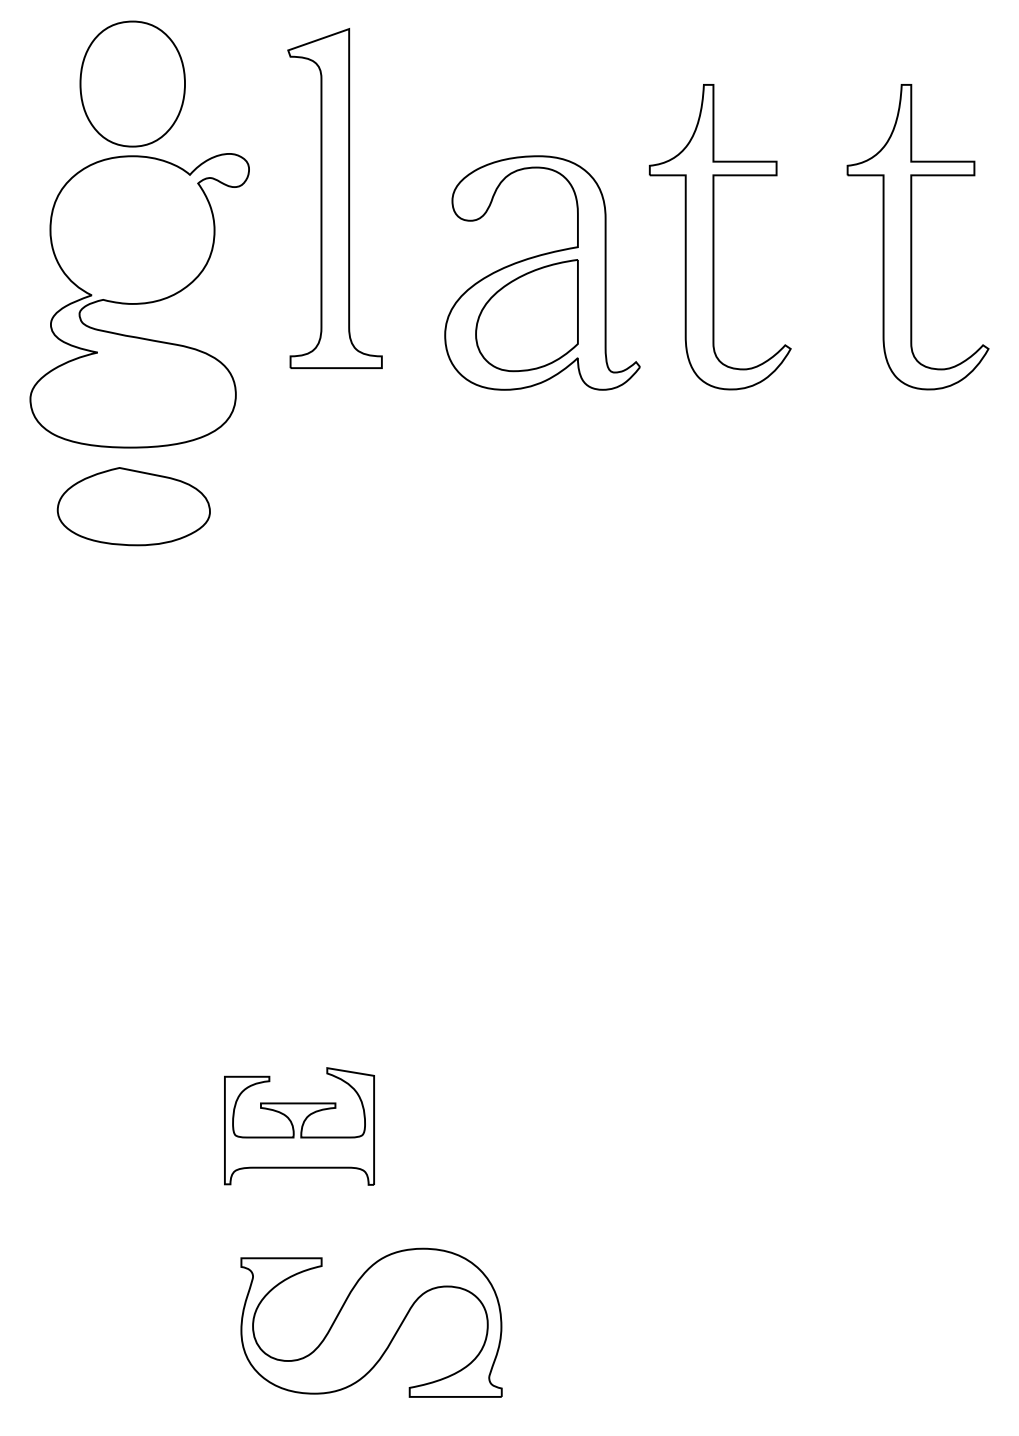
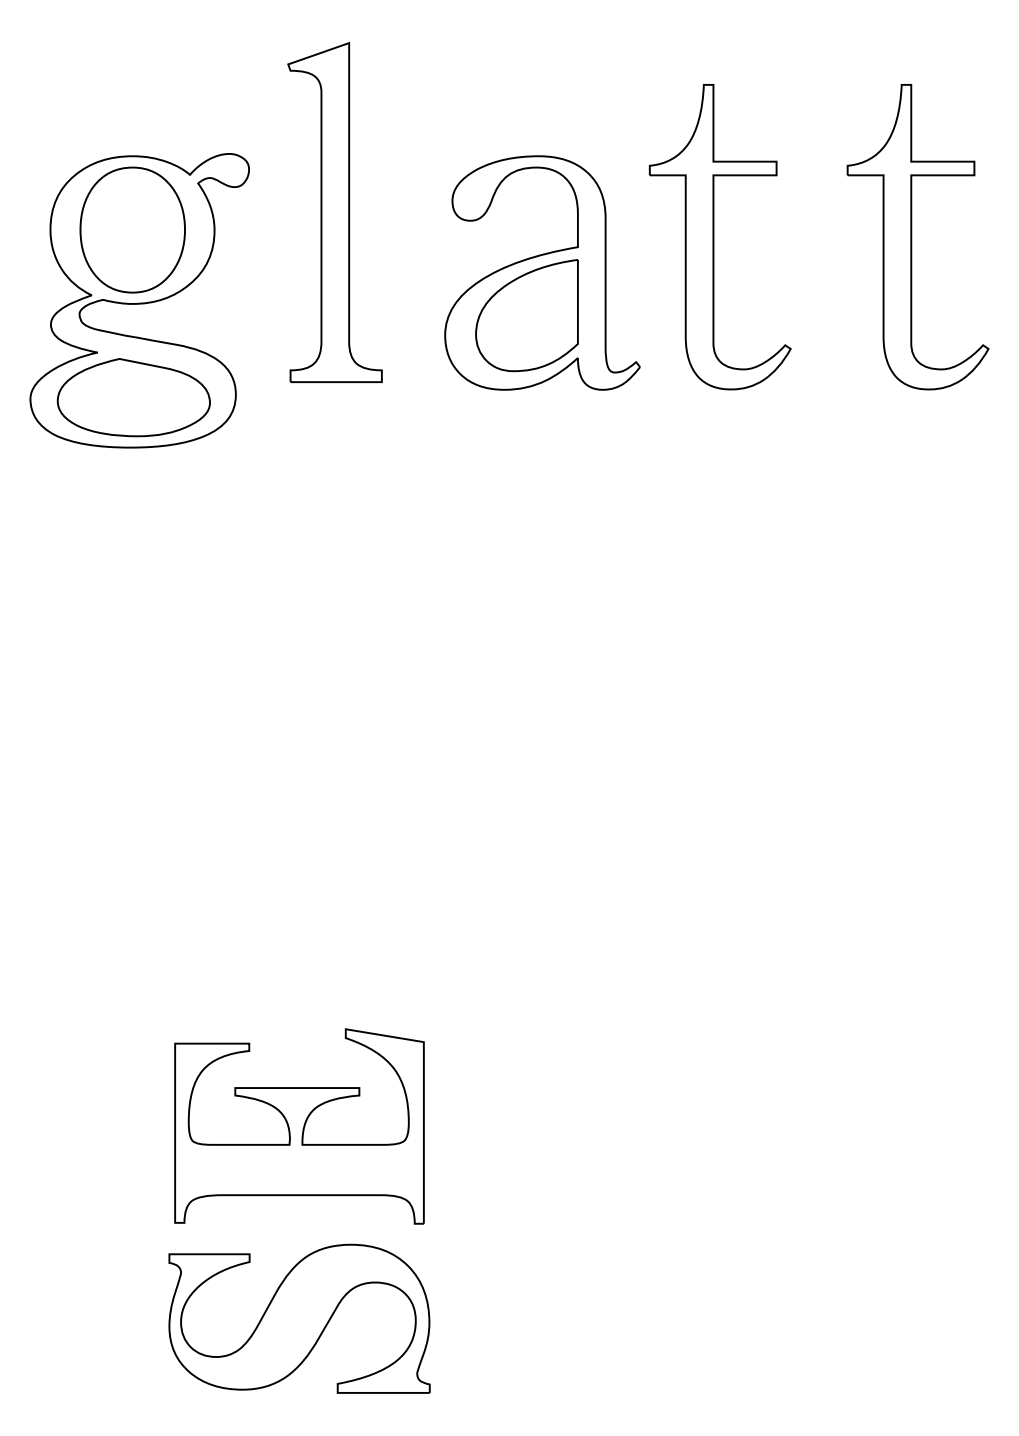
part position: (132, 83) -> (132, 229) (132, 229)
part position: (334, 198) -> (334, 212) (334, 212)
part position: (133, 506) -> (133, 397) (133, 397)
part size: 151x119 px -> 251x197 px (299, 1126)
part position: (371, 1322) -> (299, 1318) (299, 1318)
